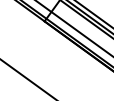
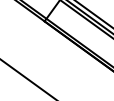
line: present -> none (73, 28)
